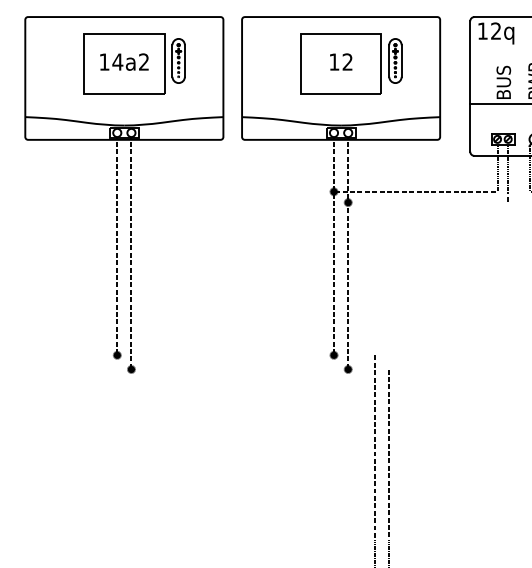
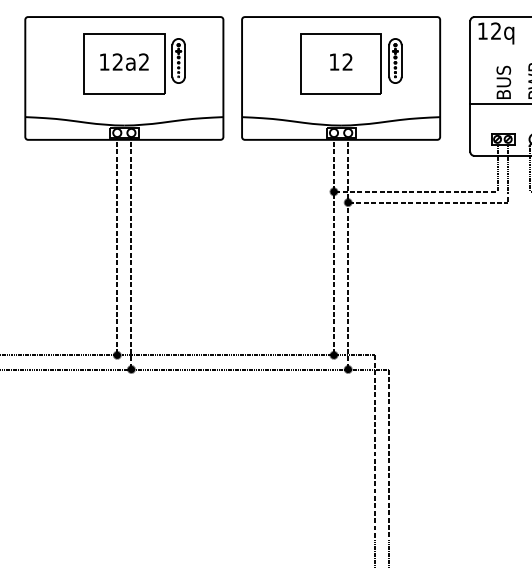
text: 14a2 -> 12a2 (117, 61)
line: none -> present (428, 202)
line: none -> present (188, 355)
line: none -> present (195, 369)
